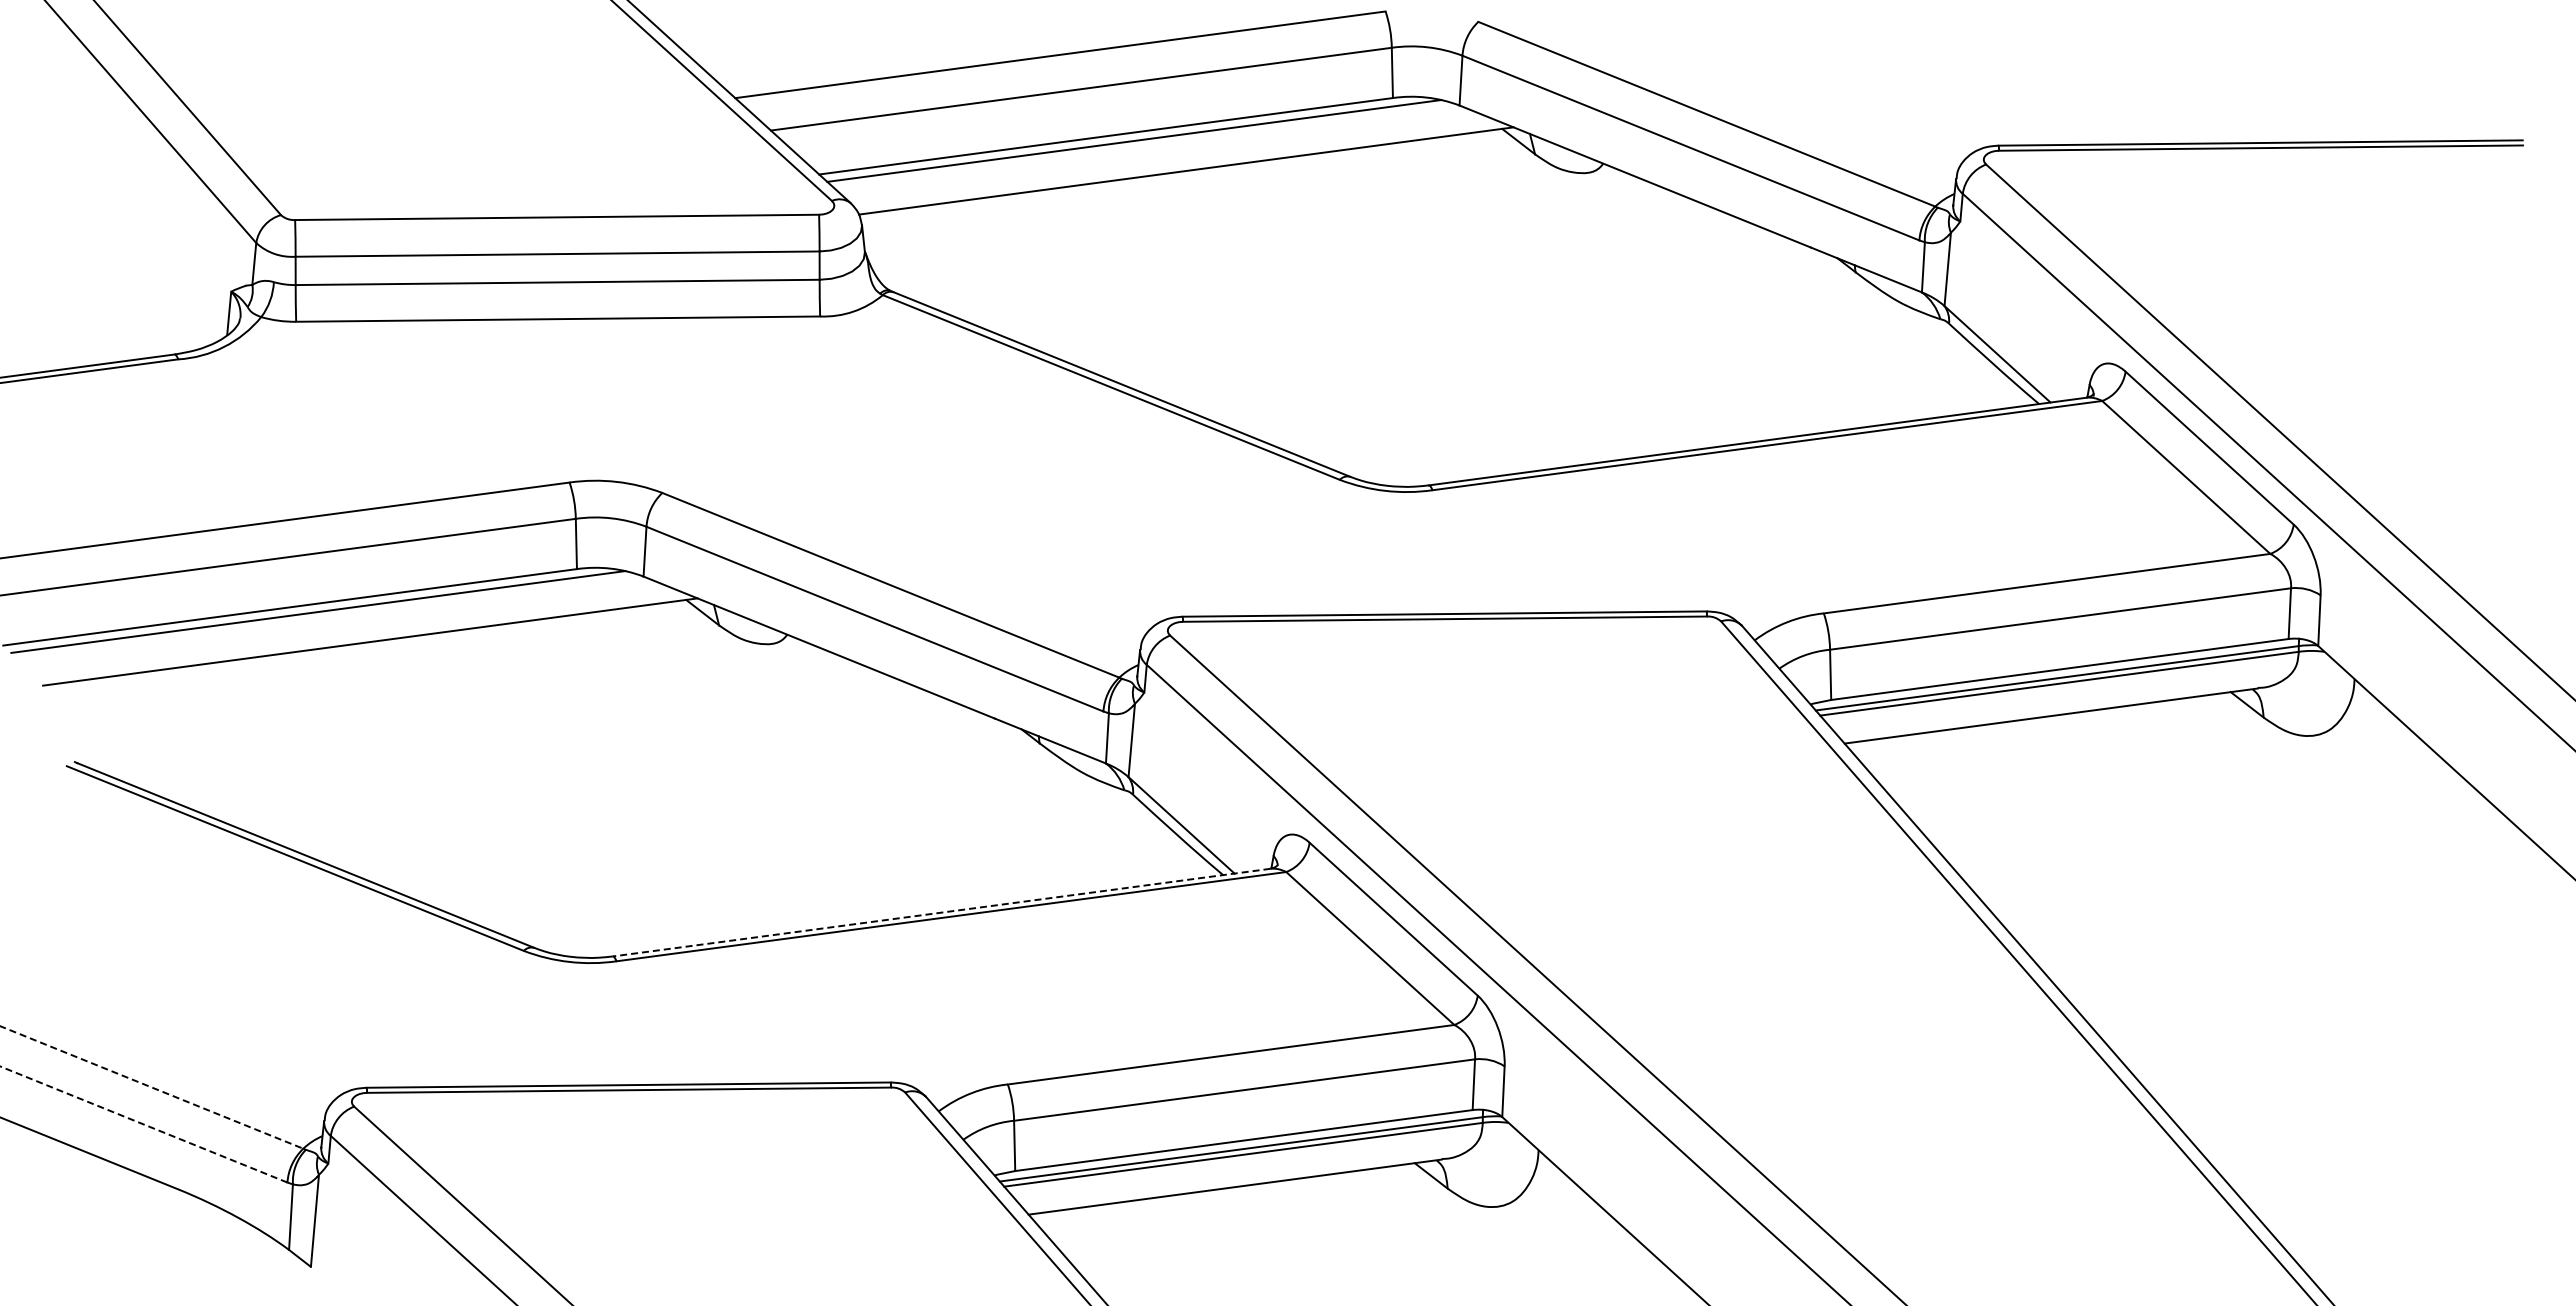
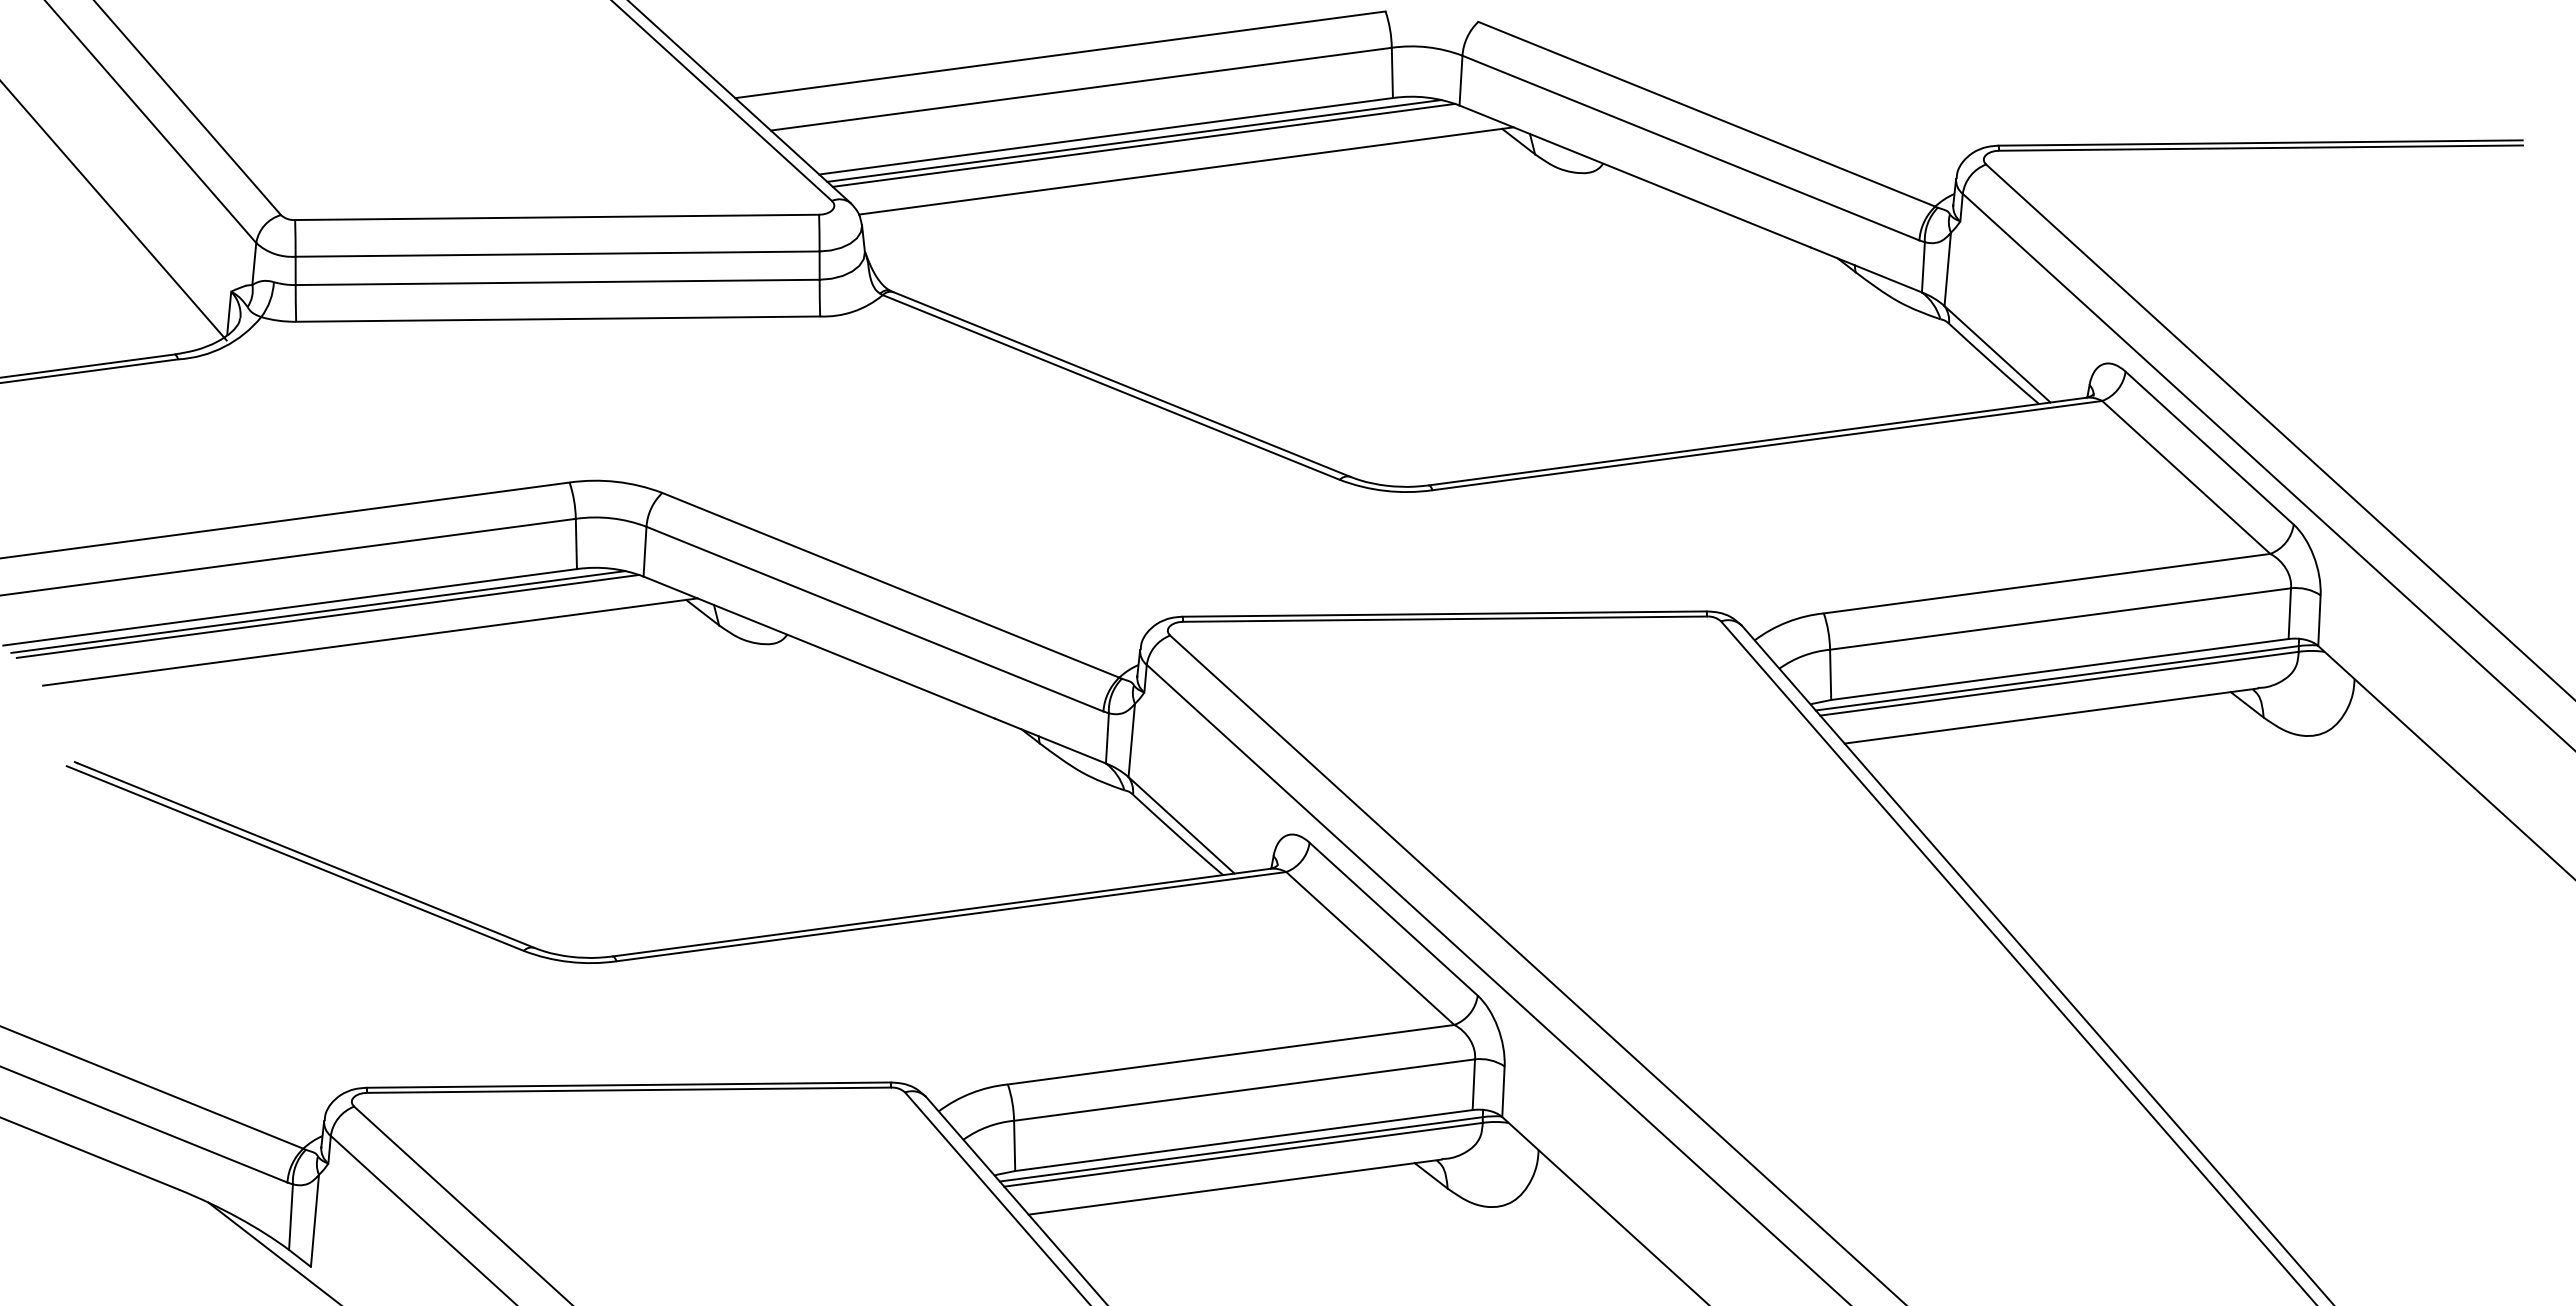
line: none -> present (1143, 144)
line: none -> present (114, 211)
line: none -> present (327, 615)
line: dashed -> solid (941, 912)
line: dashed -> solid (152, 1087)
line: dashed -> solid (143, 1124)
line: none -> present (273, 1252)
